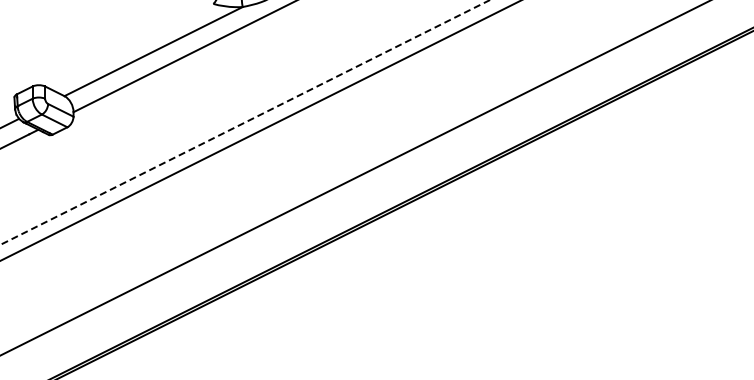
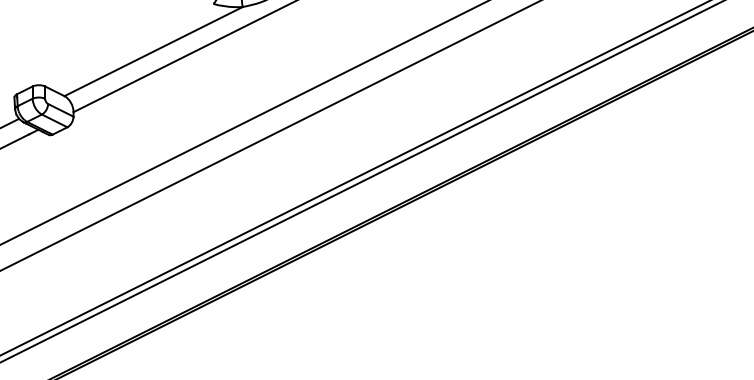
line: dashed -> solid (245, 122)
line position: (259, 130) -> (269, 135) (269, 135)
line: none -> present (361, 181)
